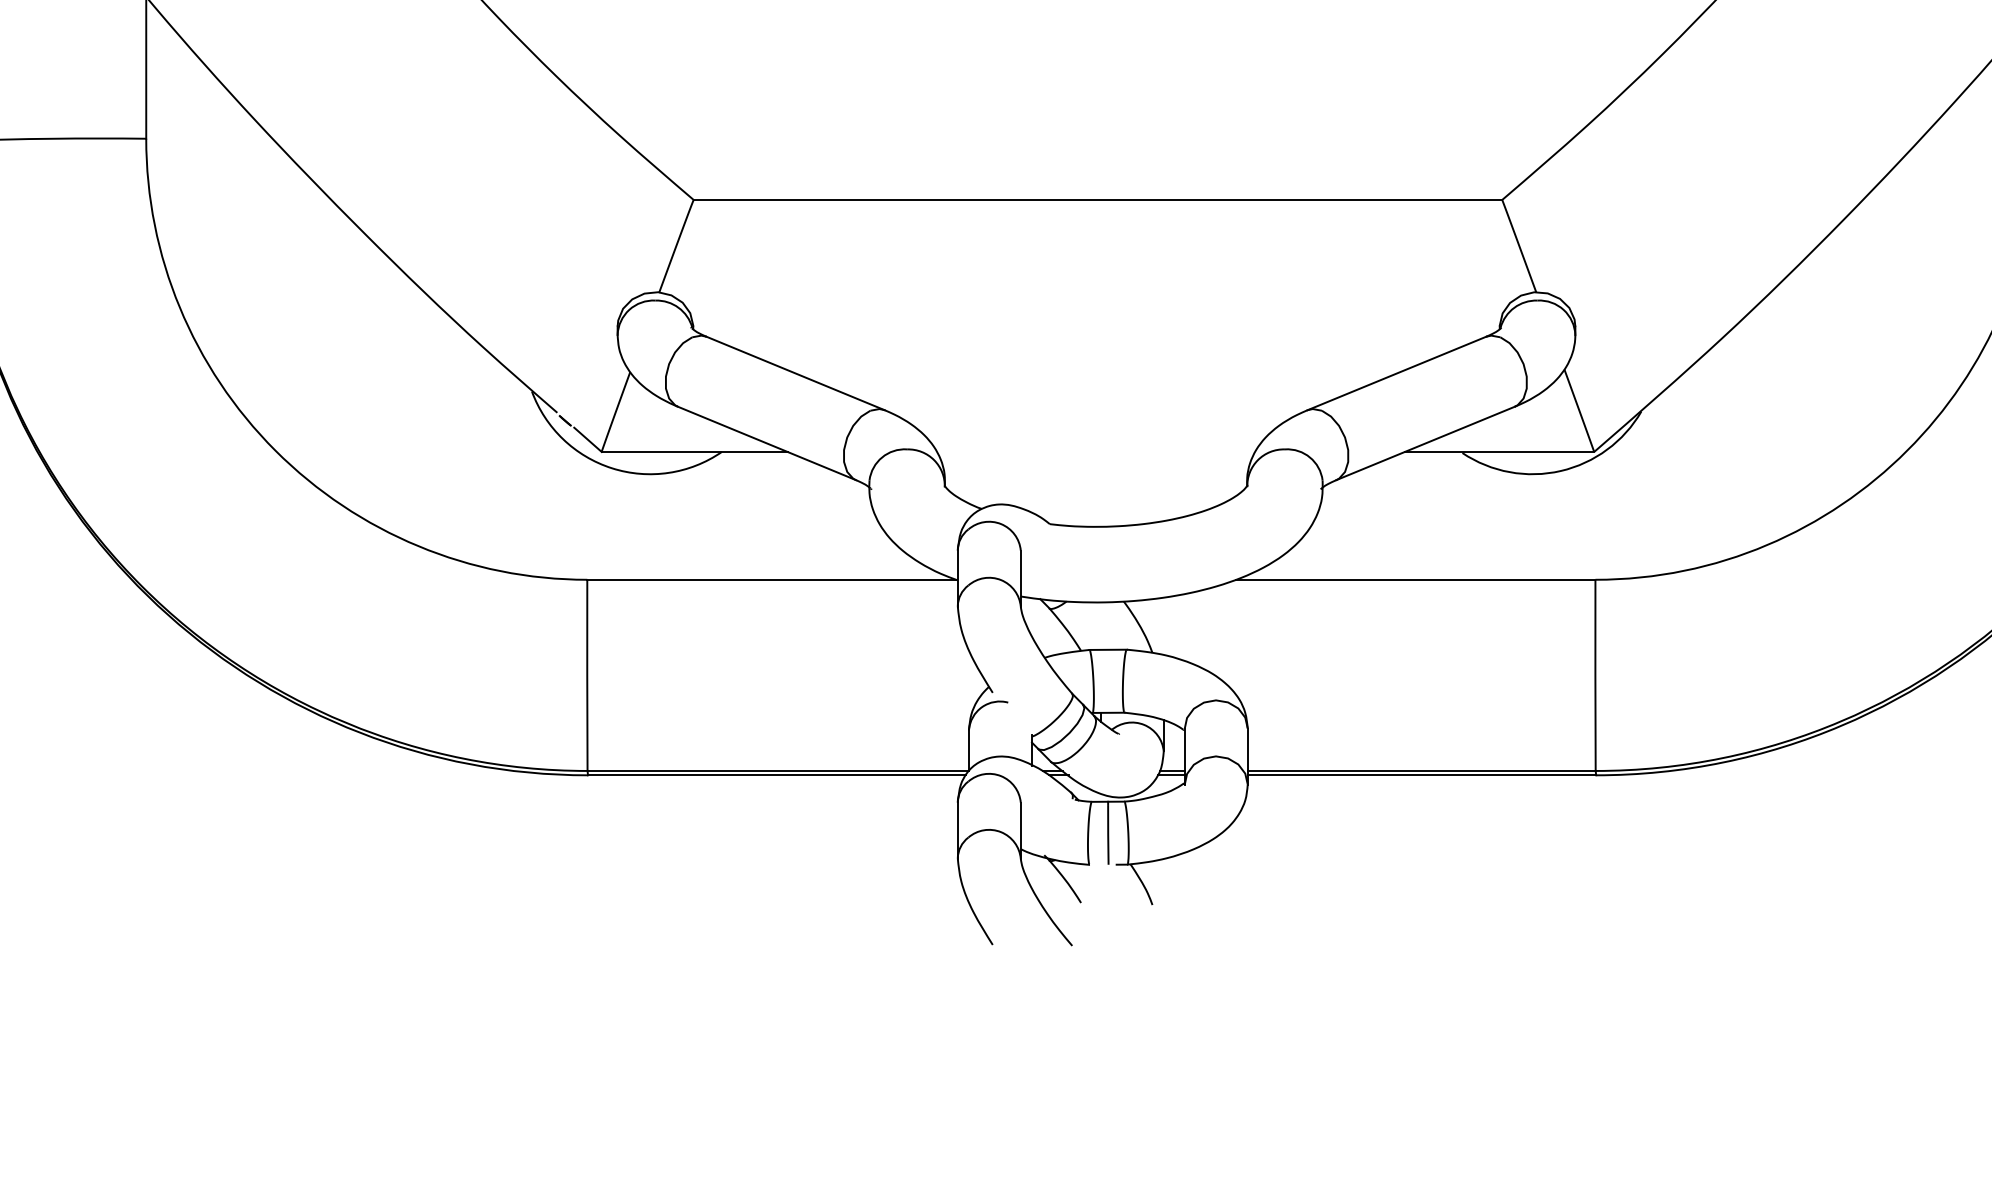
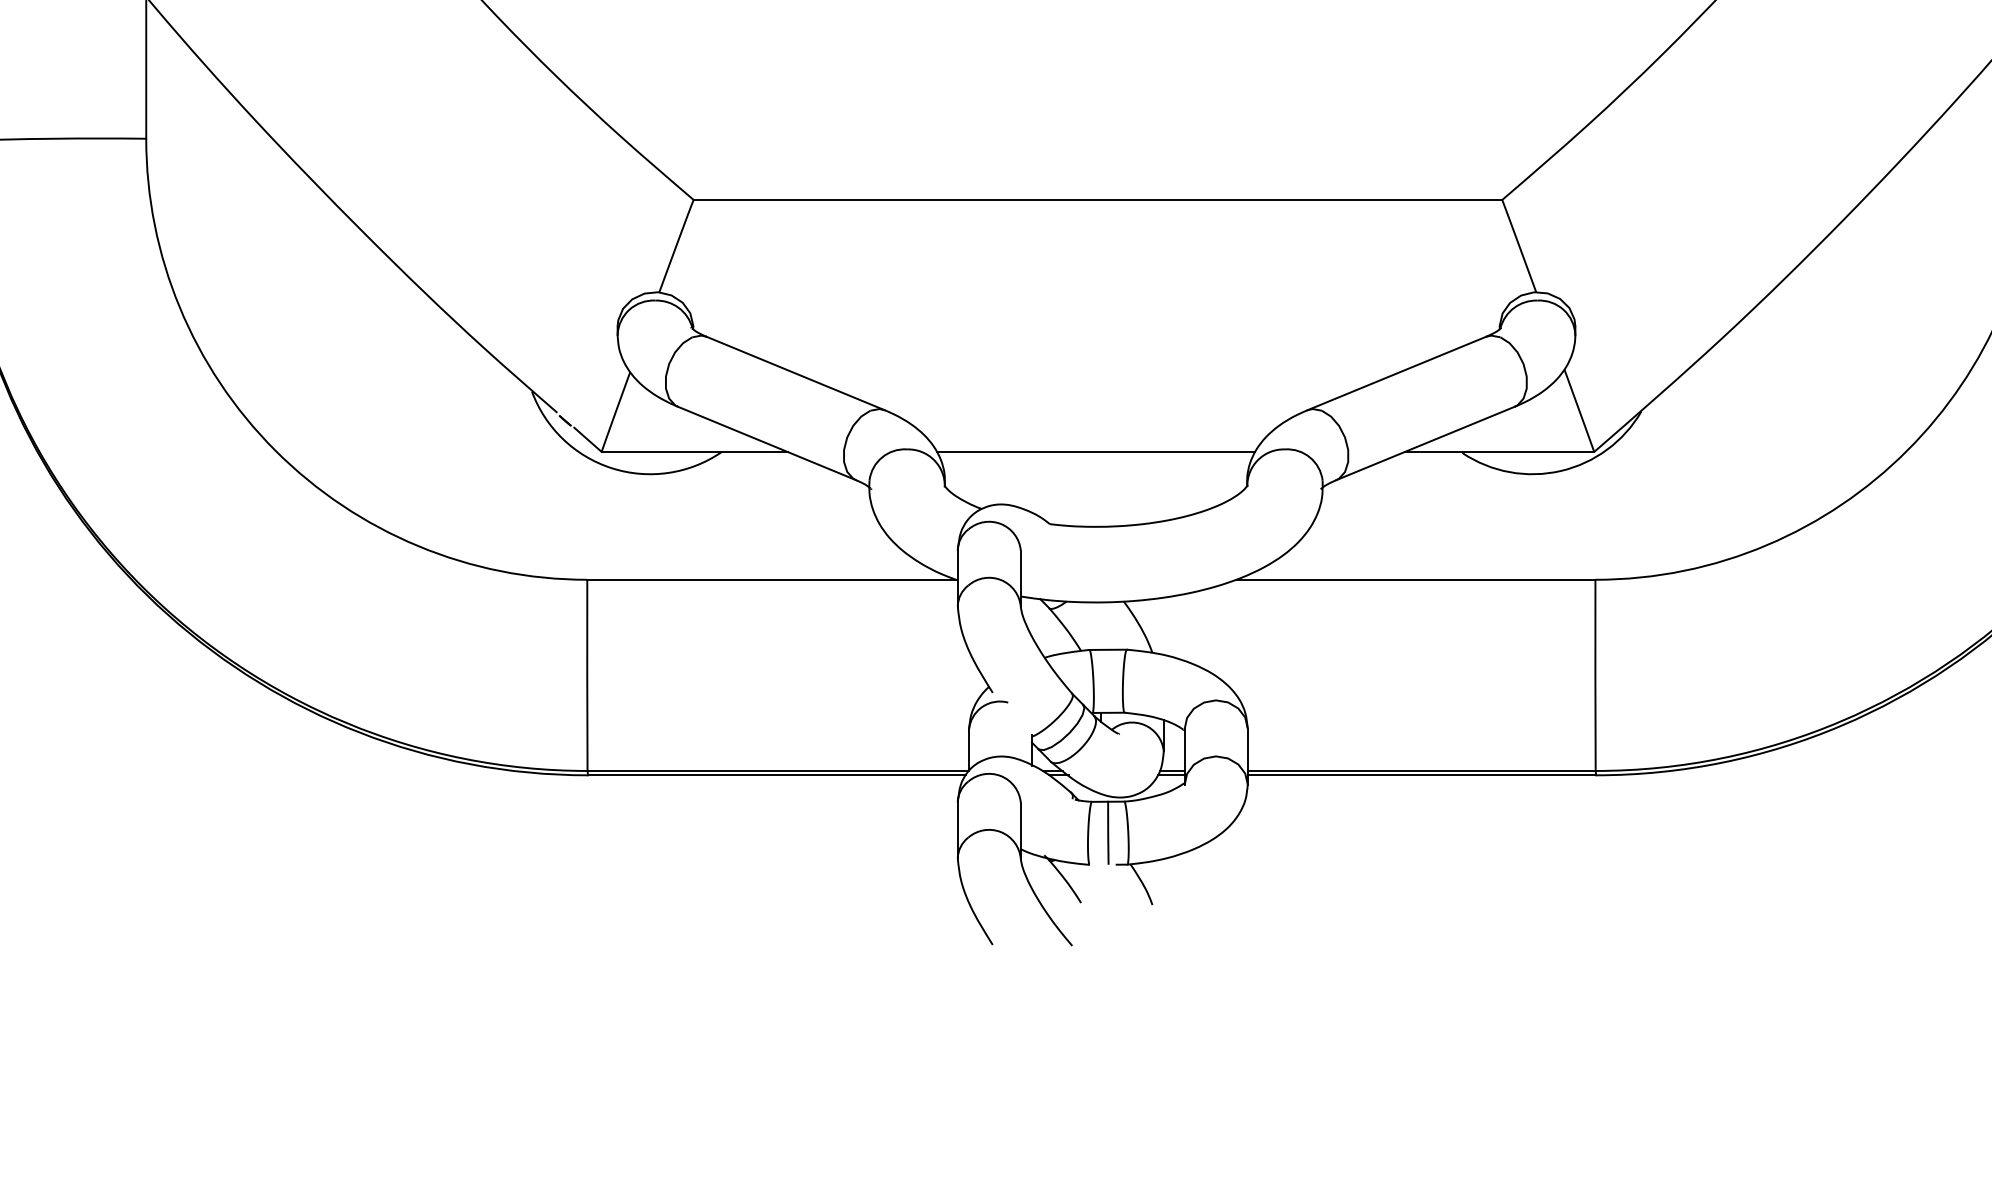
line: none -> present (1095, 451)
